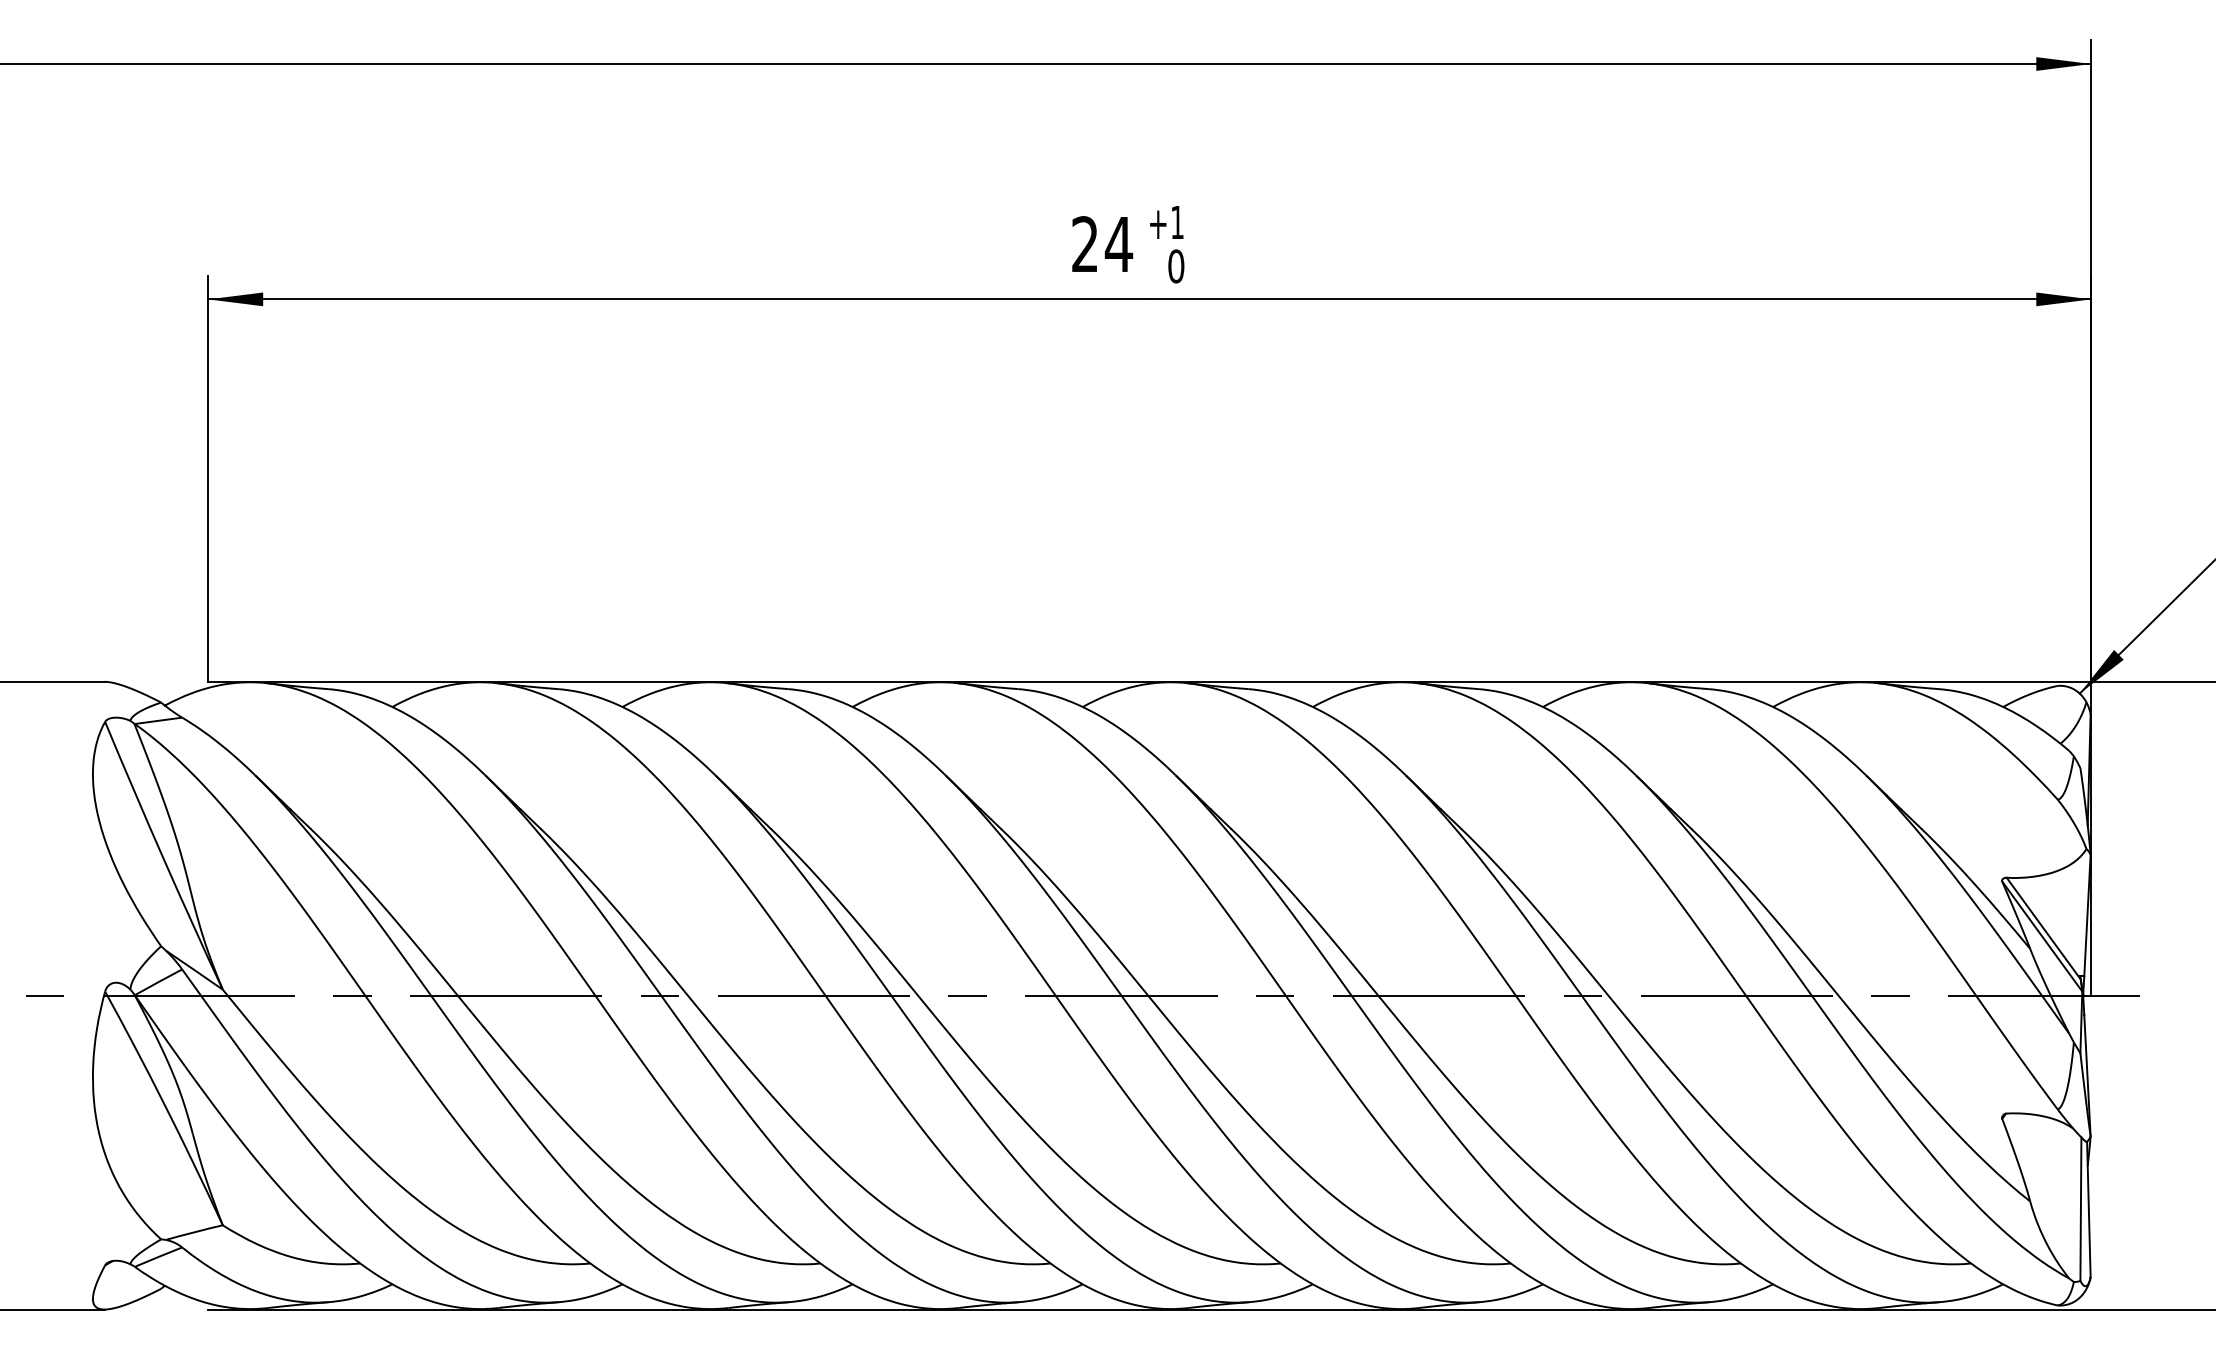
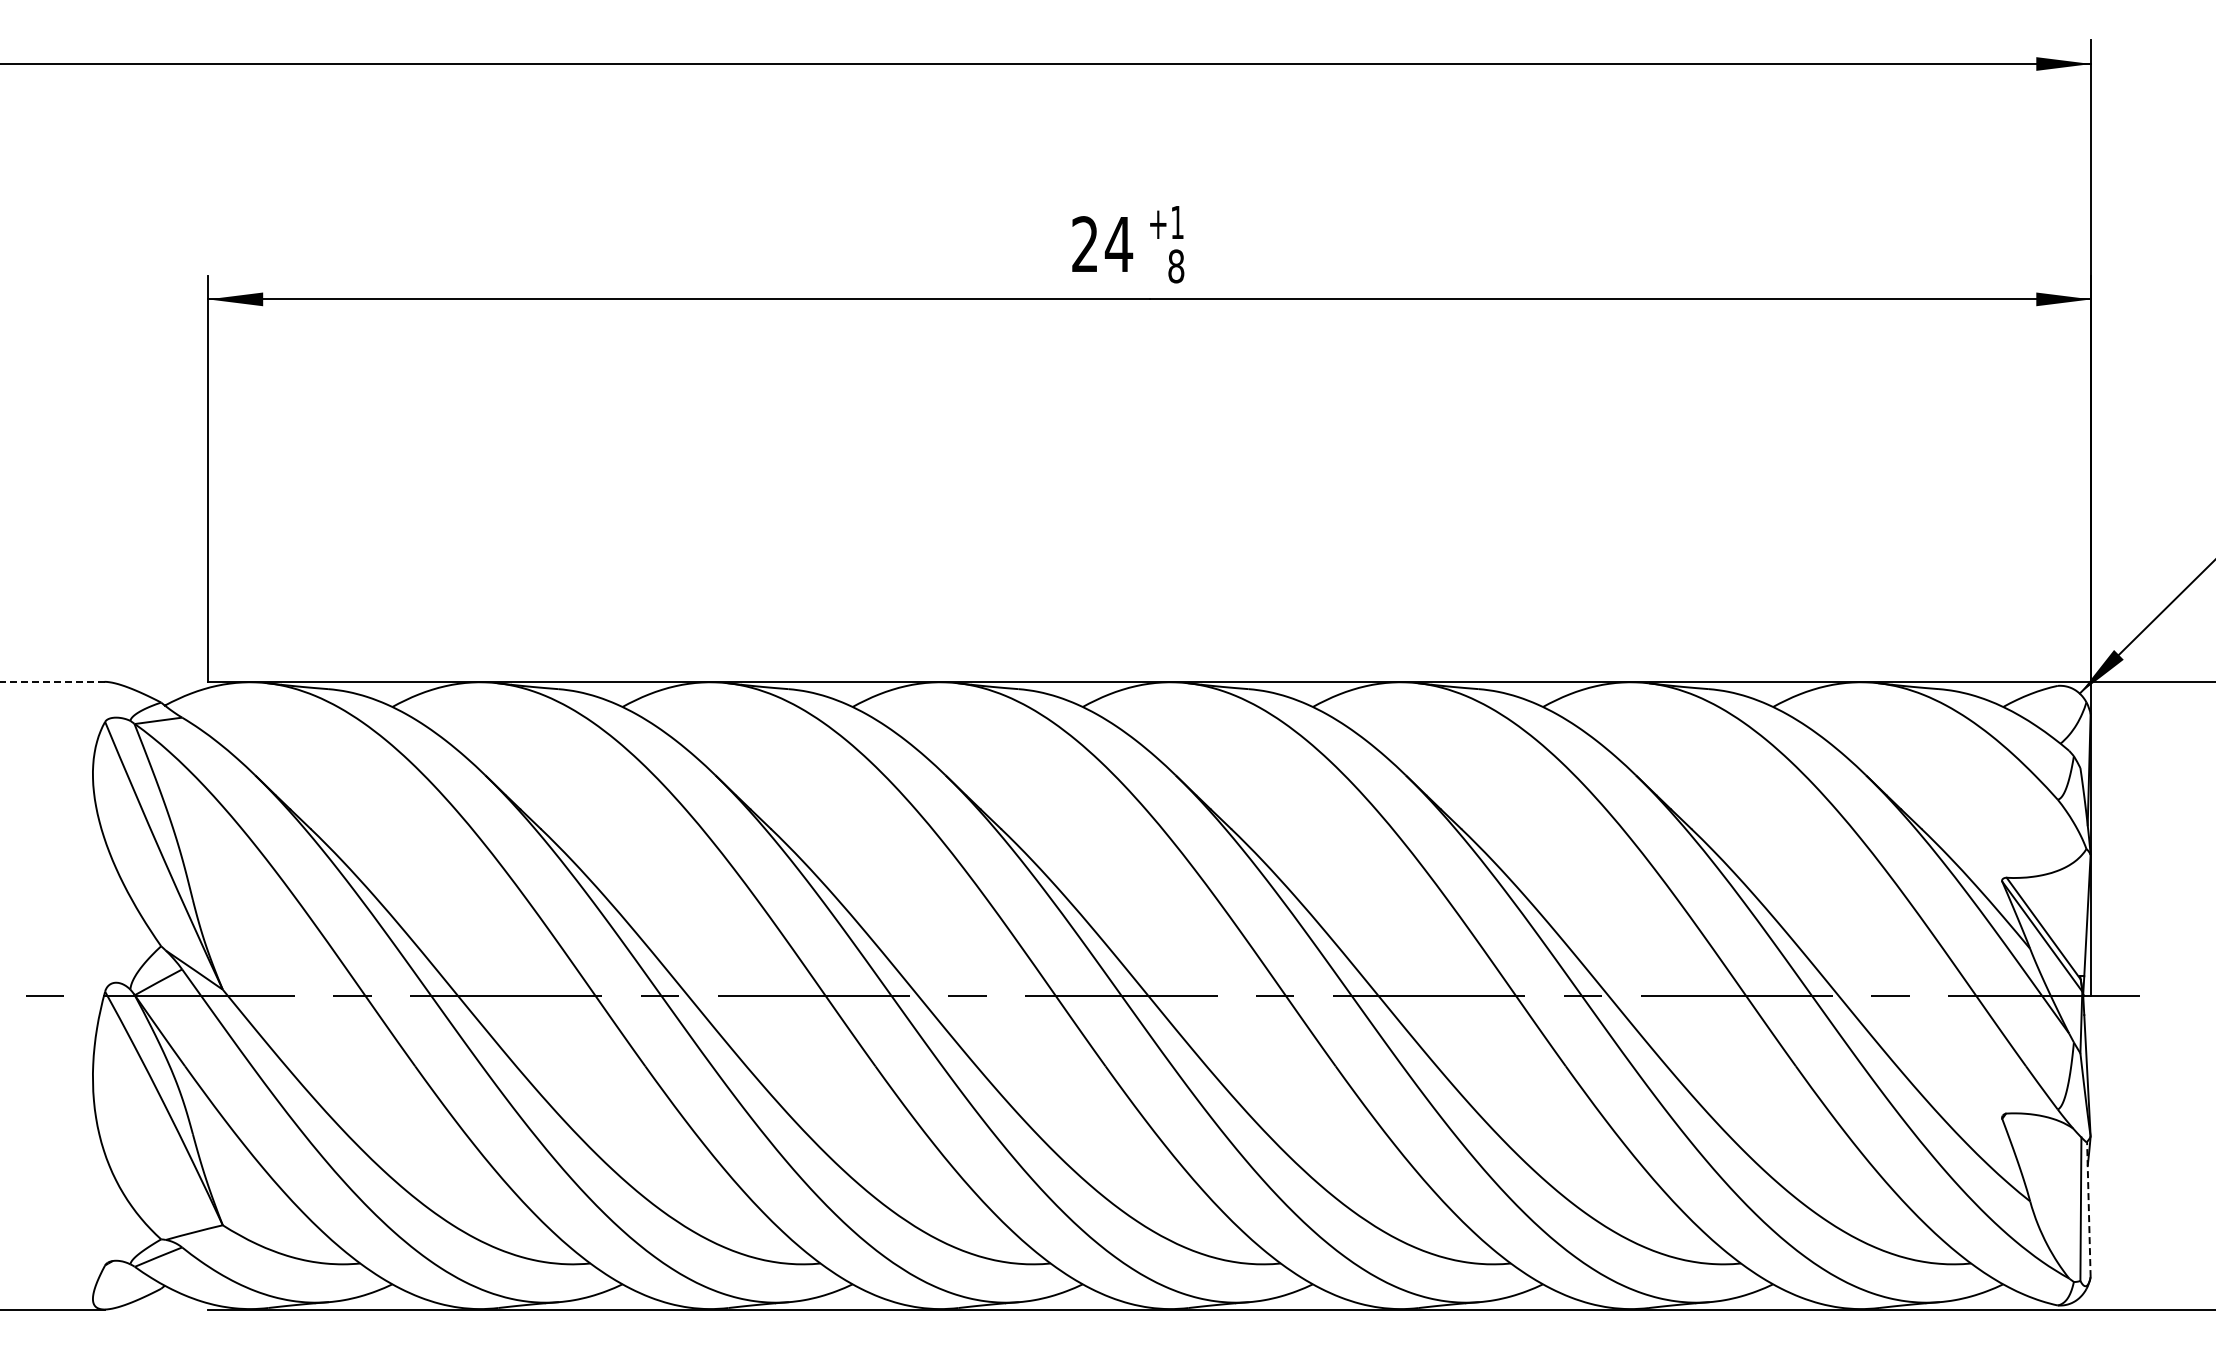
text: 0 -> 8 (1176, 266)
line: solid -> dashed (52, 681)
line: solid -> dashed (2088, 1209)
